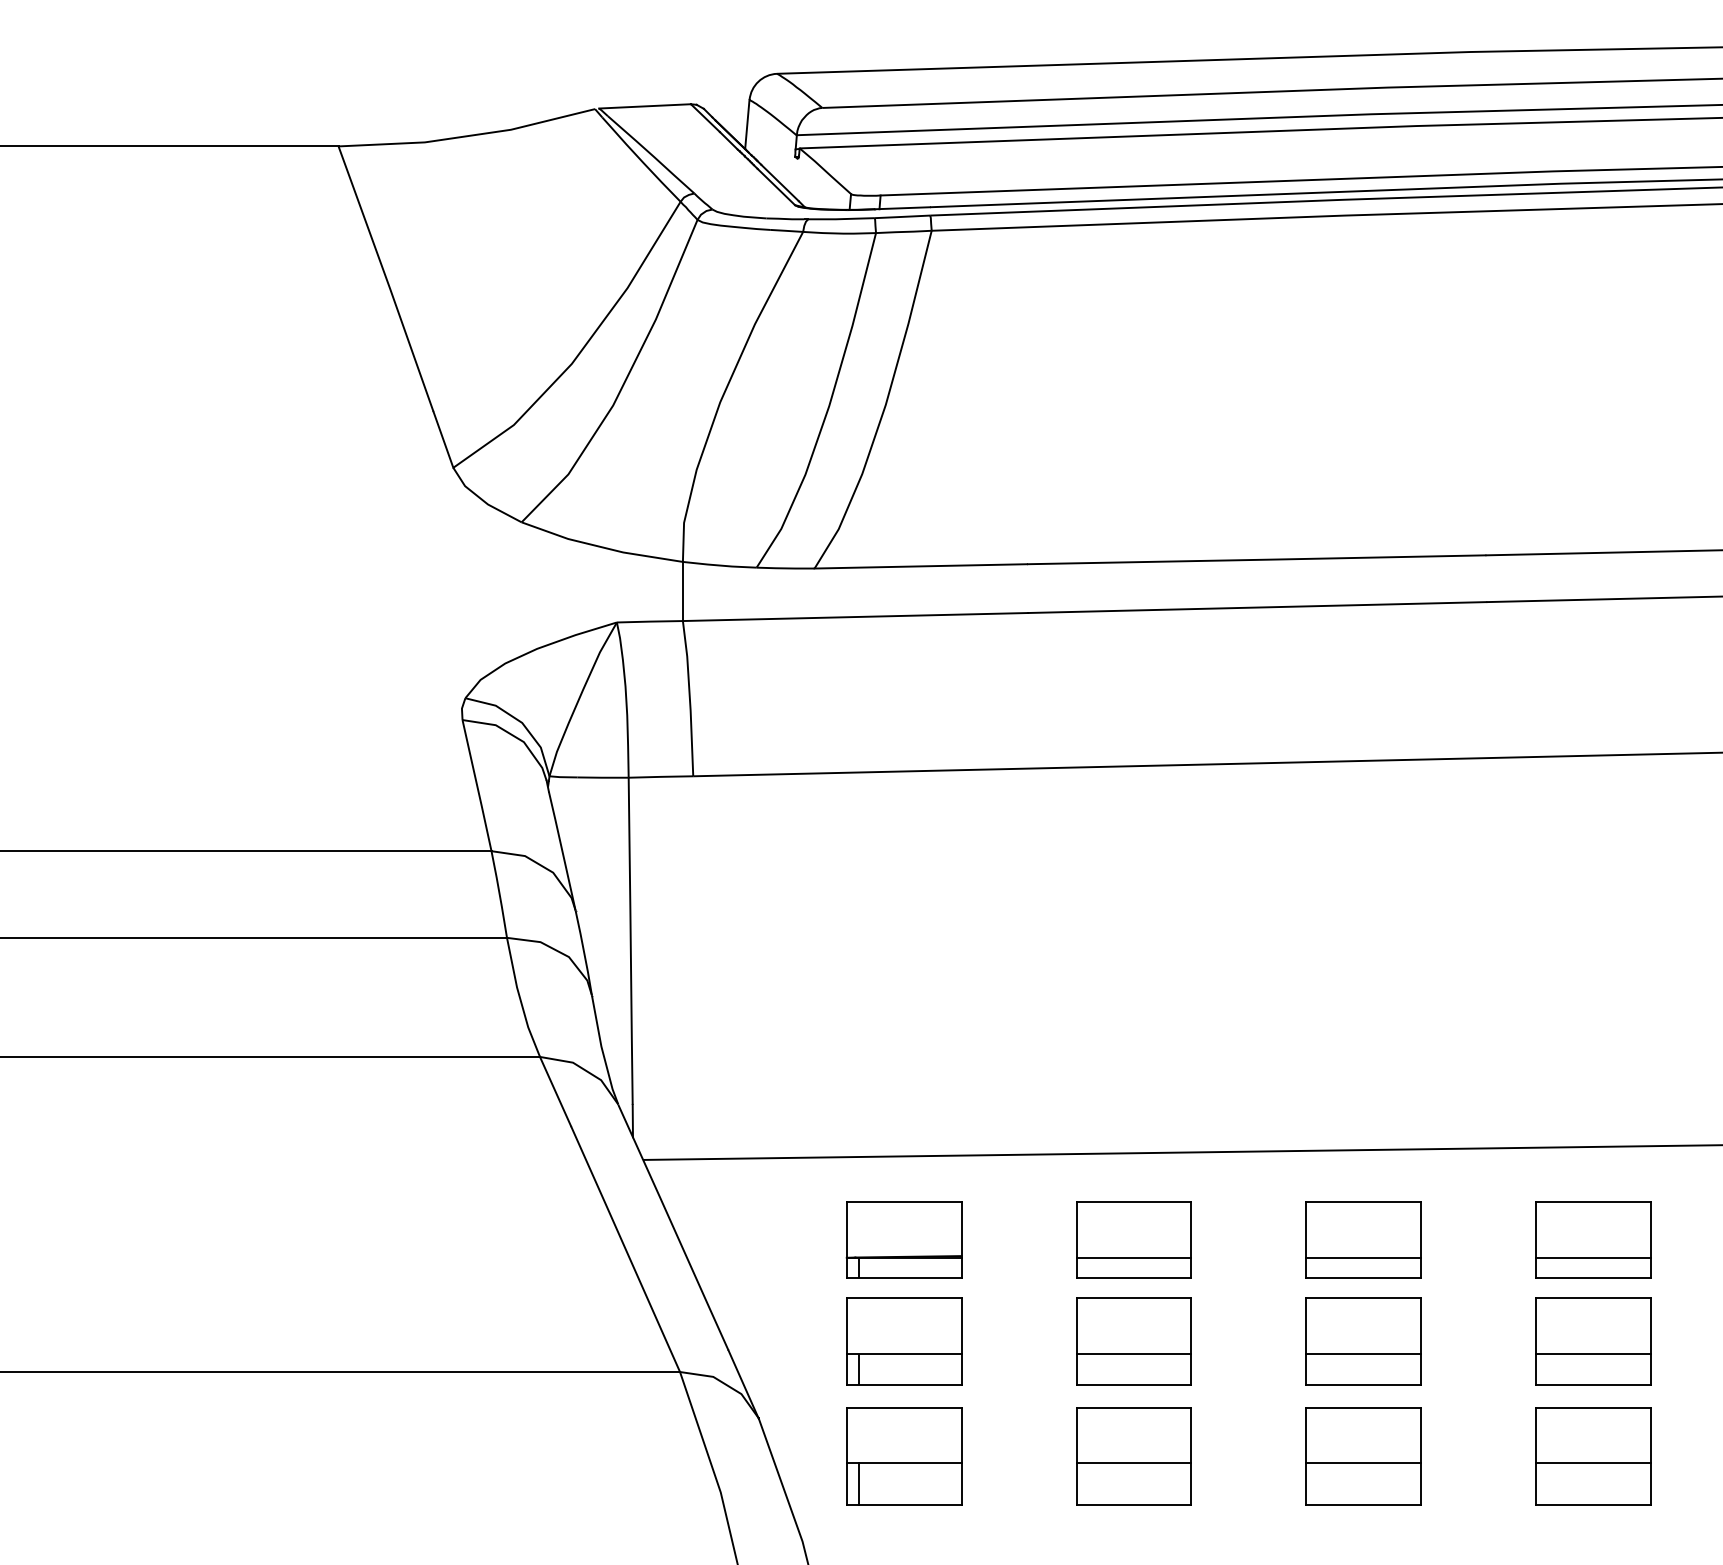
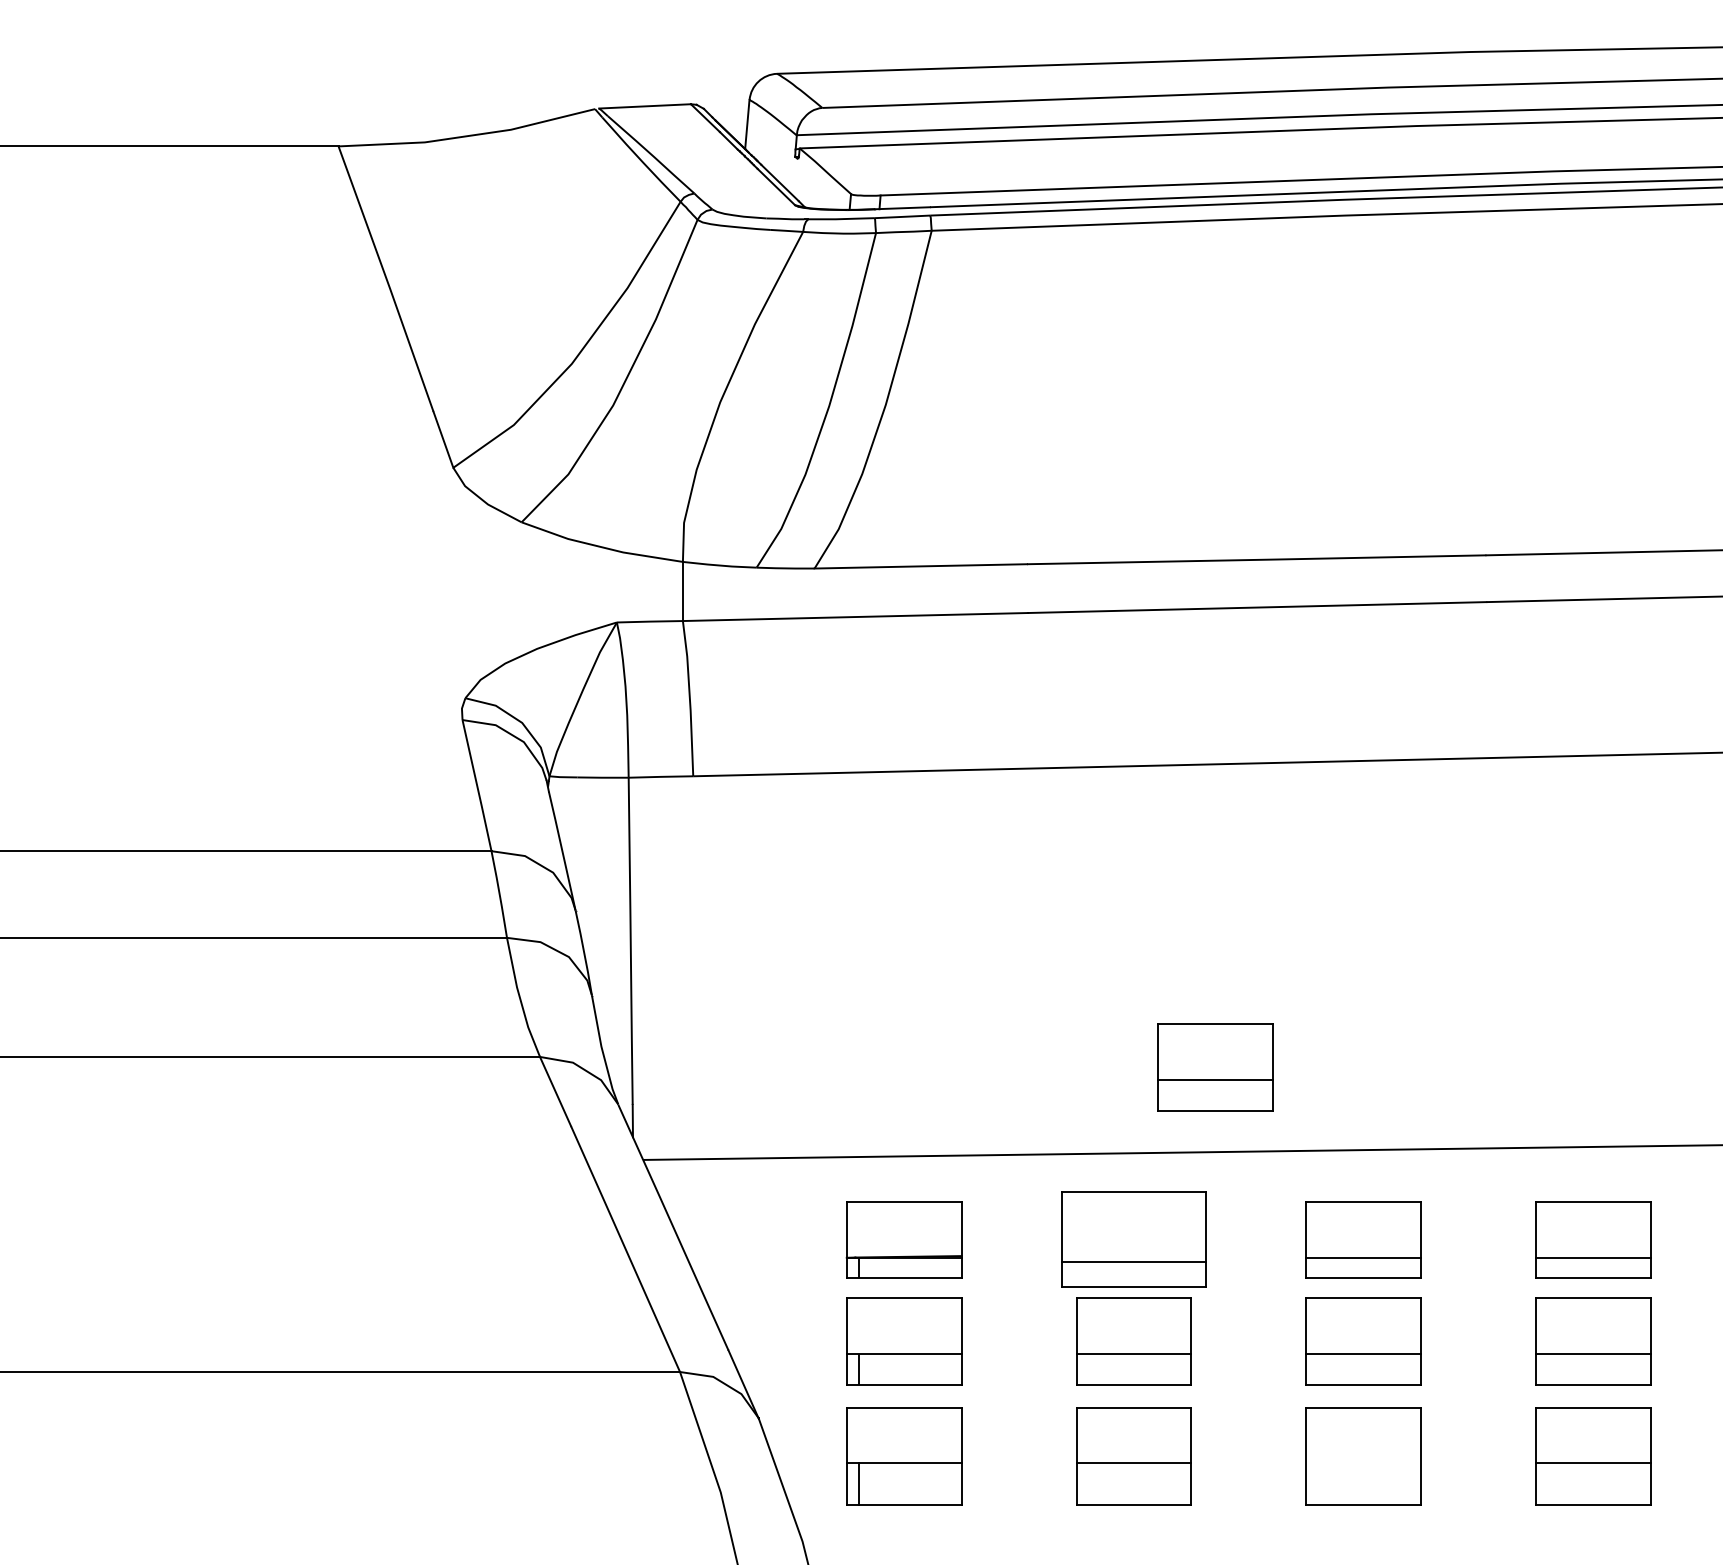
part: none -> present (1215, 1067)
part size: 116x78 px -> 146x97 px (1133, 1239)
line: present -> none (1363, 1463)
